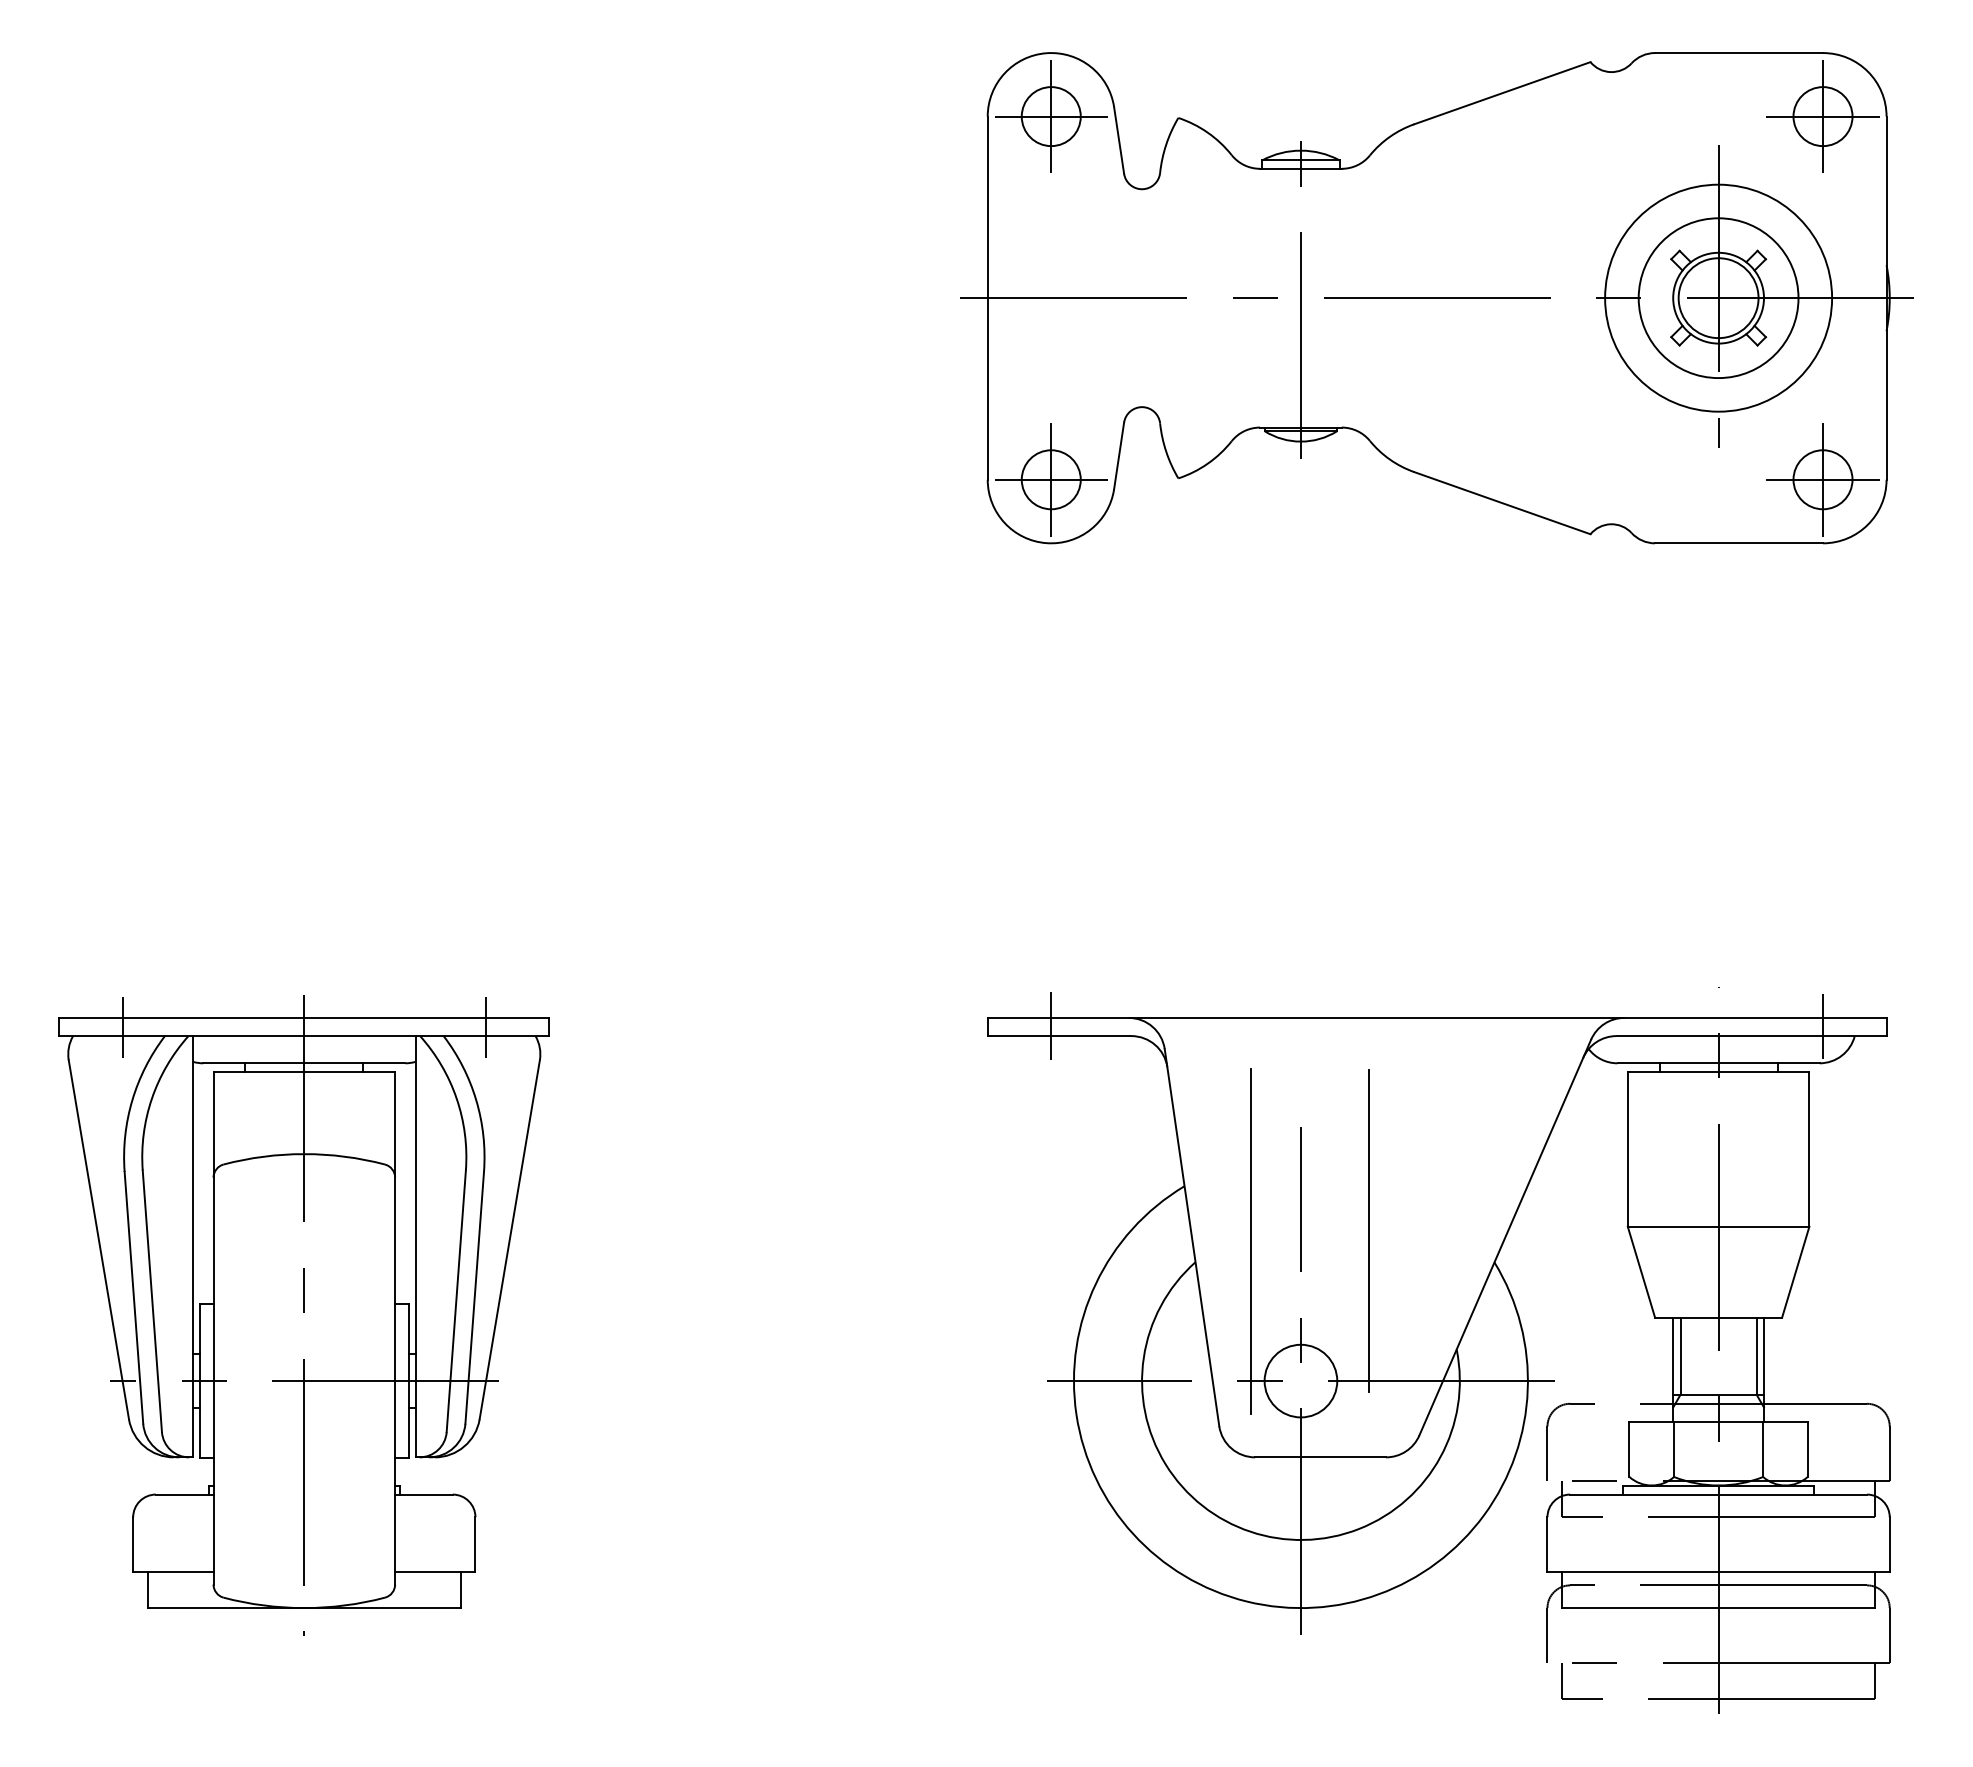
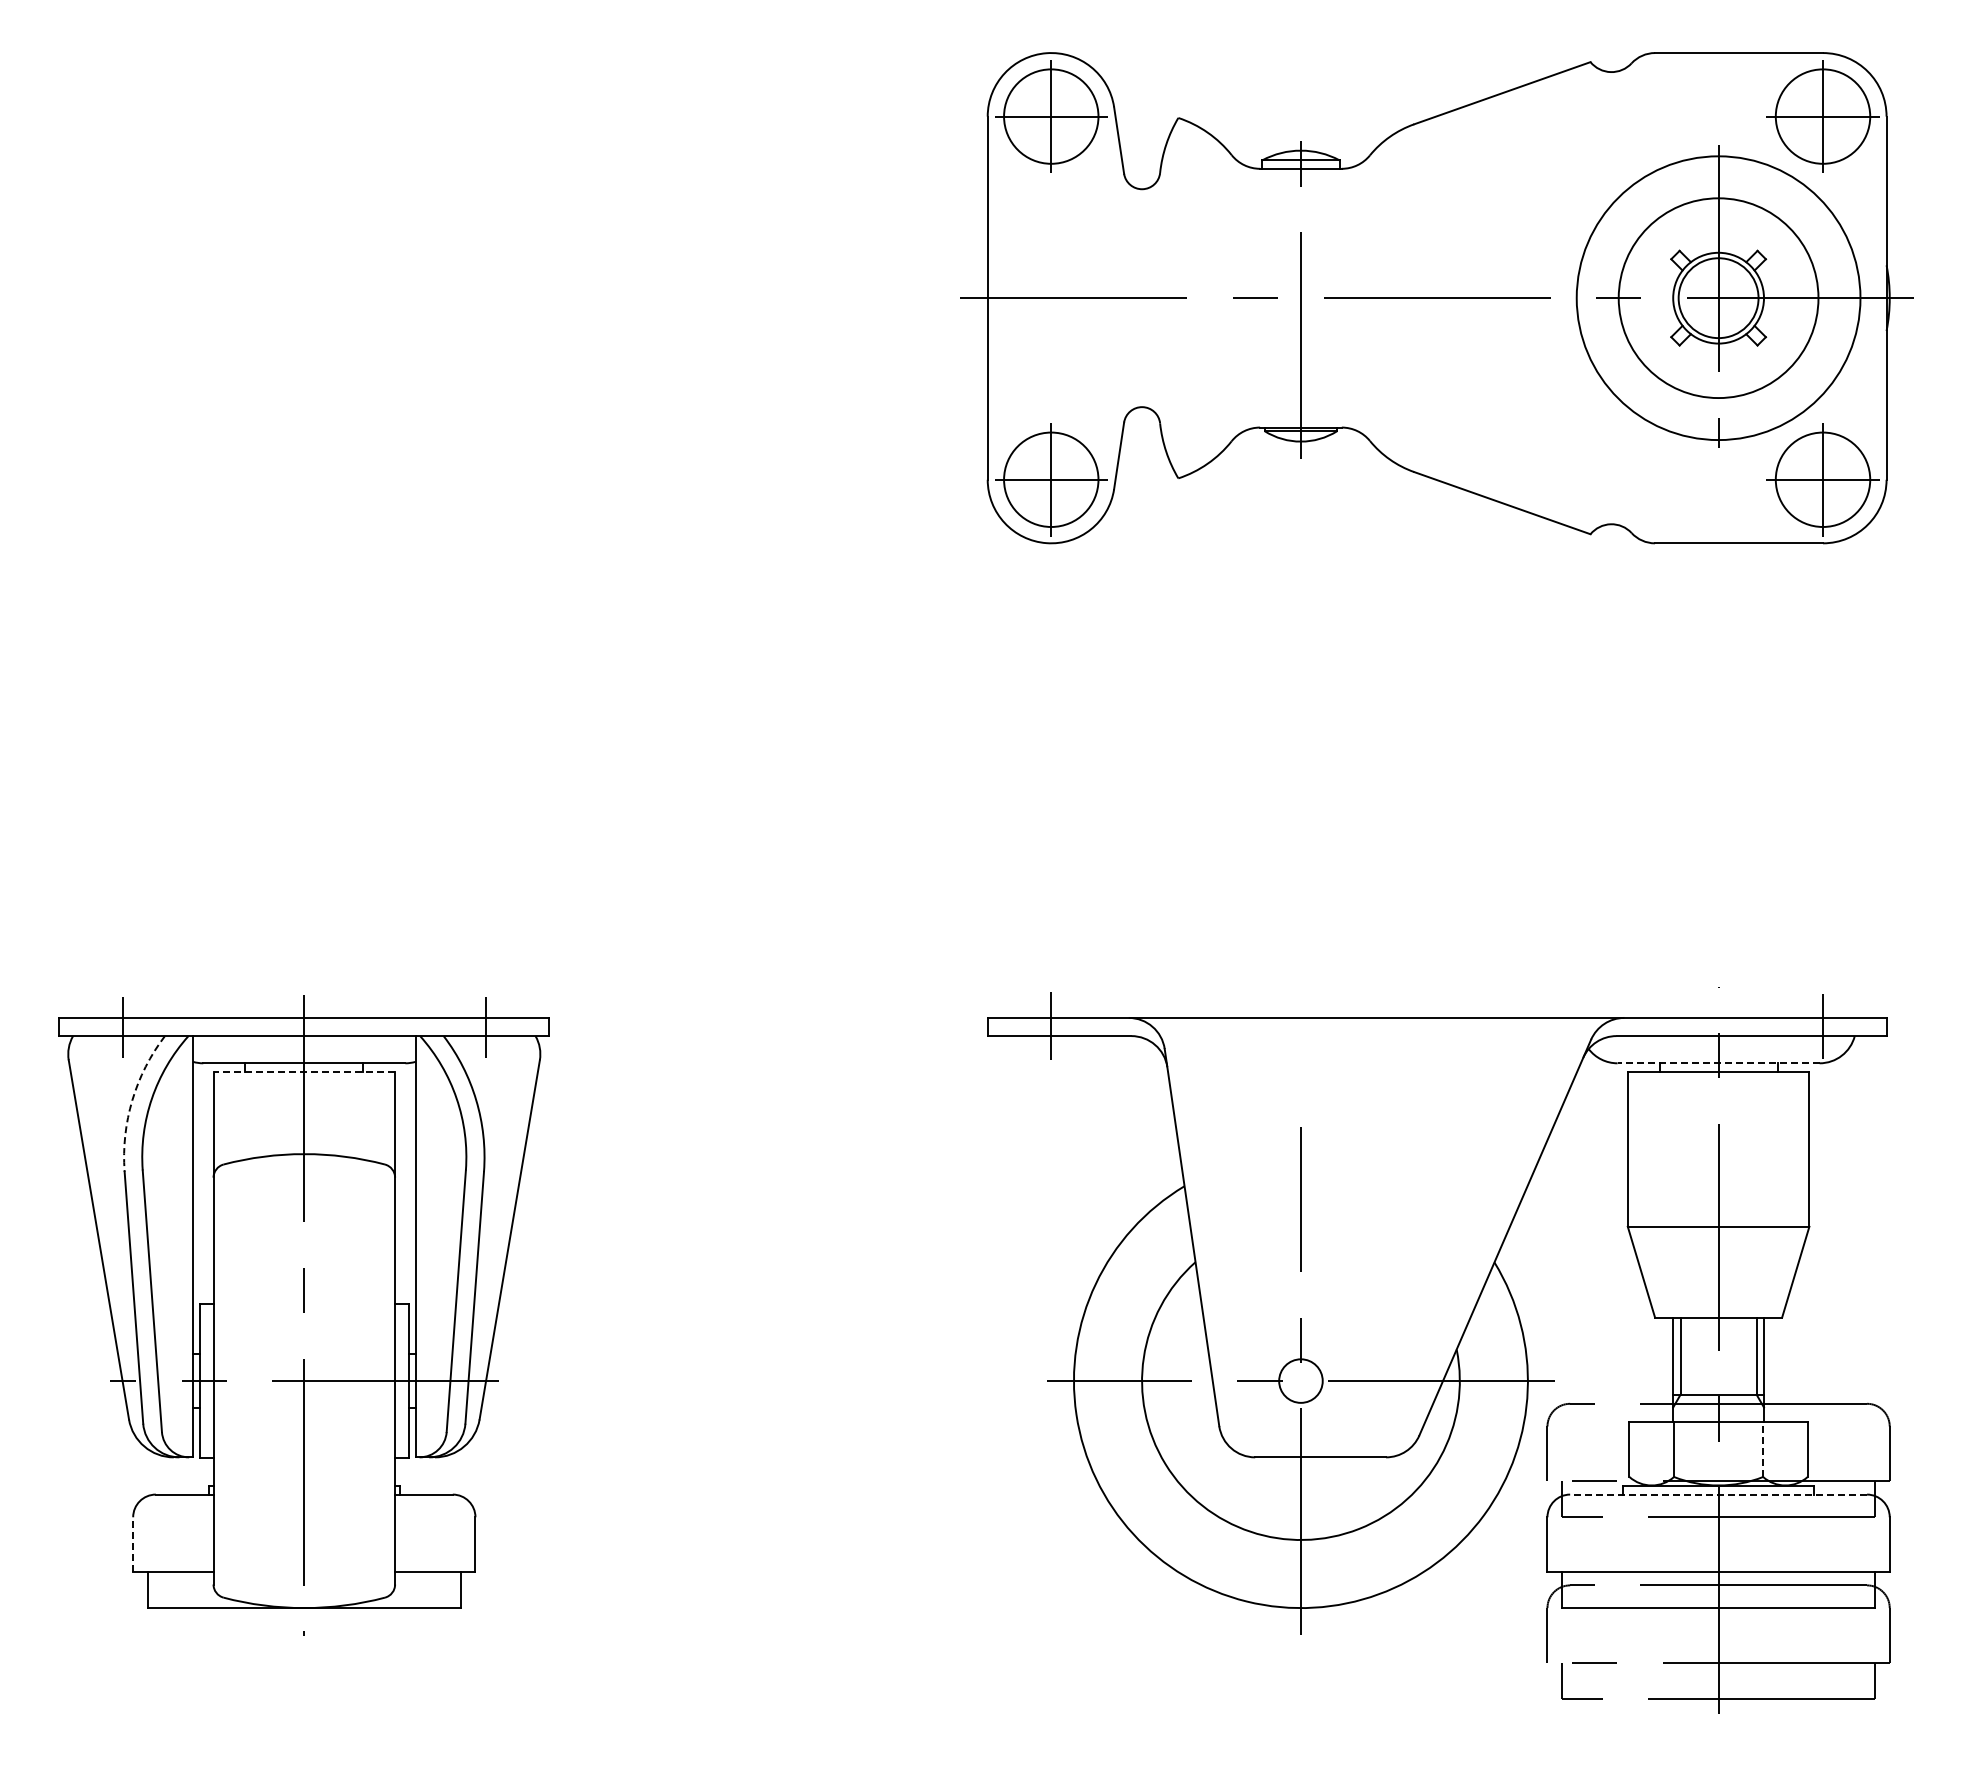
circle diameter: 59 px -> 94 px (1051, 116)
circle diameter: 59 px -> 94 px (1822, 116)
circle diameter: 227 px -> 284 px (1718, 298)
circle diameter: 160 px -> 200 px (1718, 298)
circle diameter: 59 px -> 94 px (1051, 479)
circle diameter: 59 px -> 94 px (1822, 479)
line: solid -> dashed (1718, 1063)
line: solid -> dashed (304, 1072)
arc: solid -> dashed (132, 1100)
line: present -> none (1369, 1230)
line: present -> none (1251, 1240)
circle diameter: 73 px -> 44 px (1300, 1380)
line: solid -> dashed (1763, 1449)
line: solid -> dashed (1718, 1494)
line: solid -> dashed (133, 1544)
